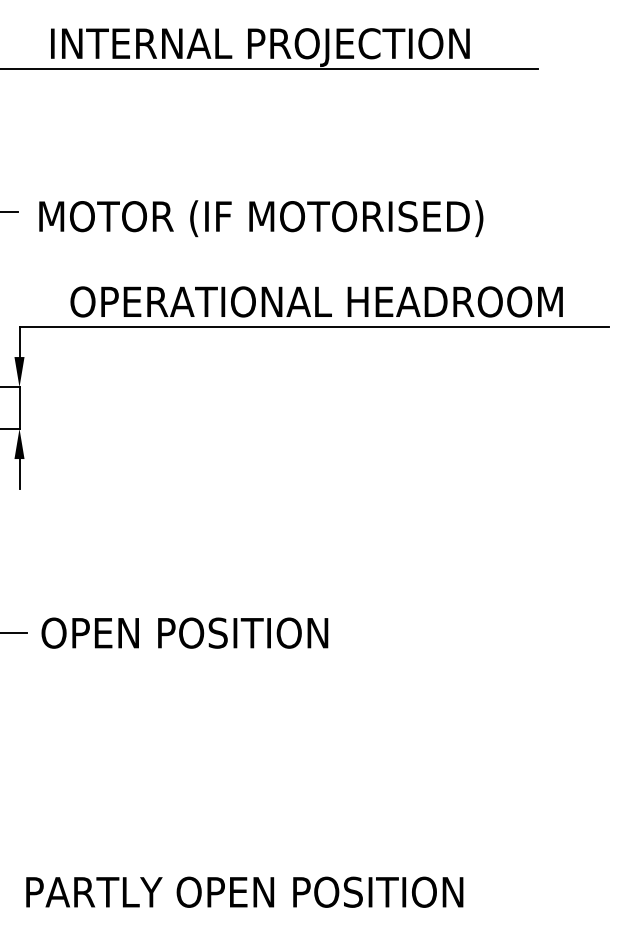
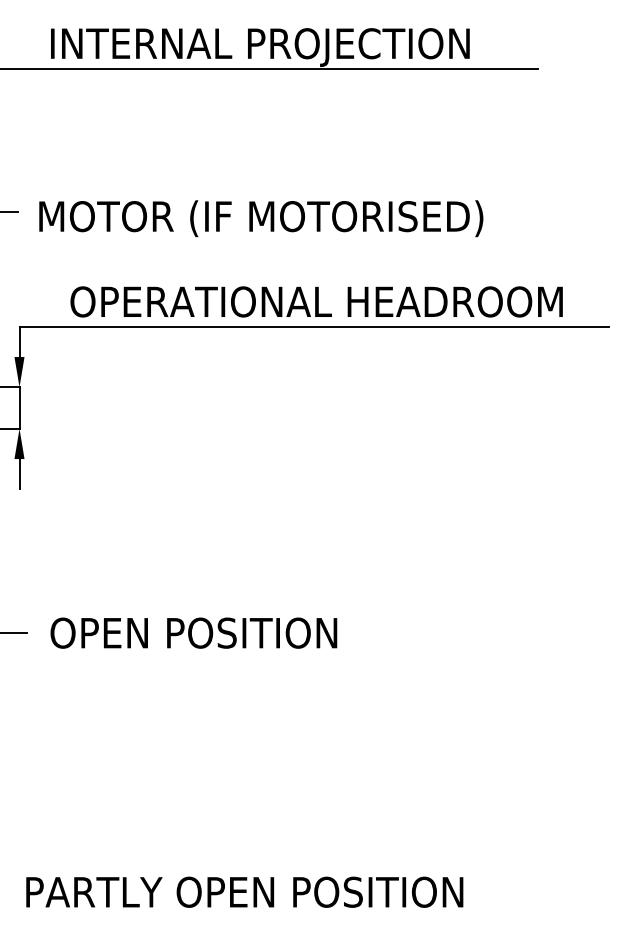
text position: (184, 632) -> (193, 632) (193, 632)
